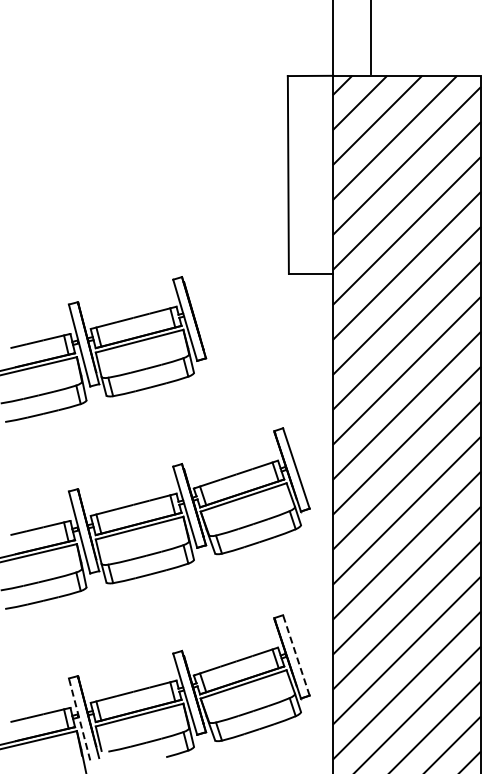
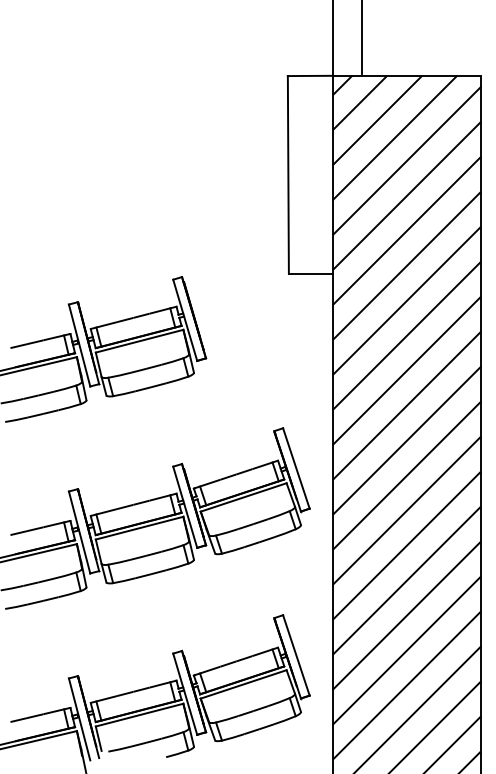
line position: (371, 38) -> (362, 38) (362, 38)
line: dashed -> solid (296, 654)
line: dashed -> solid (79, 718)
